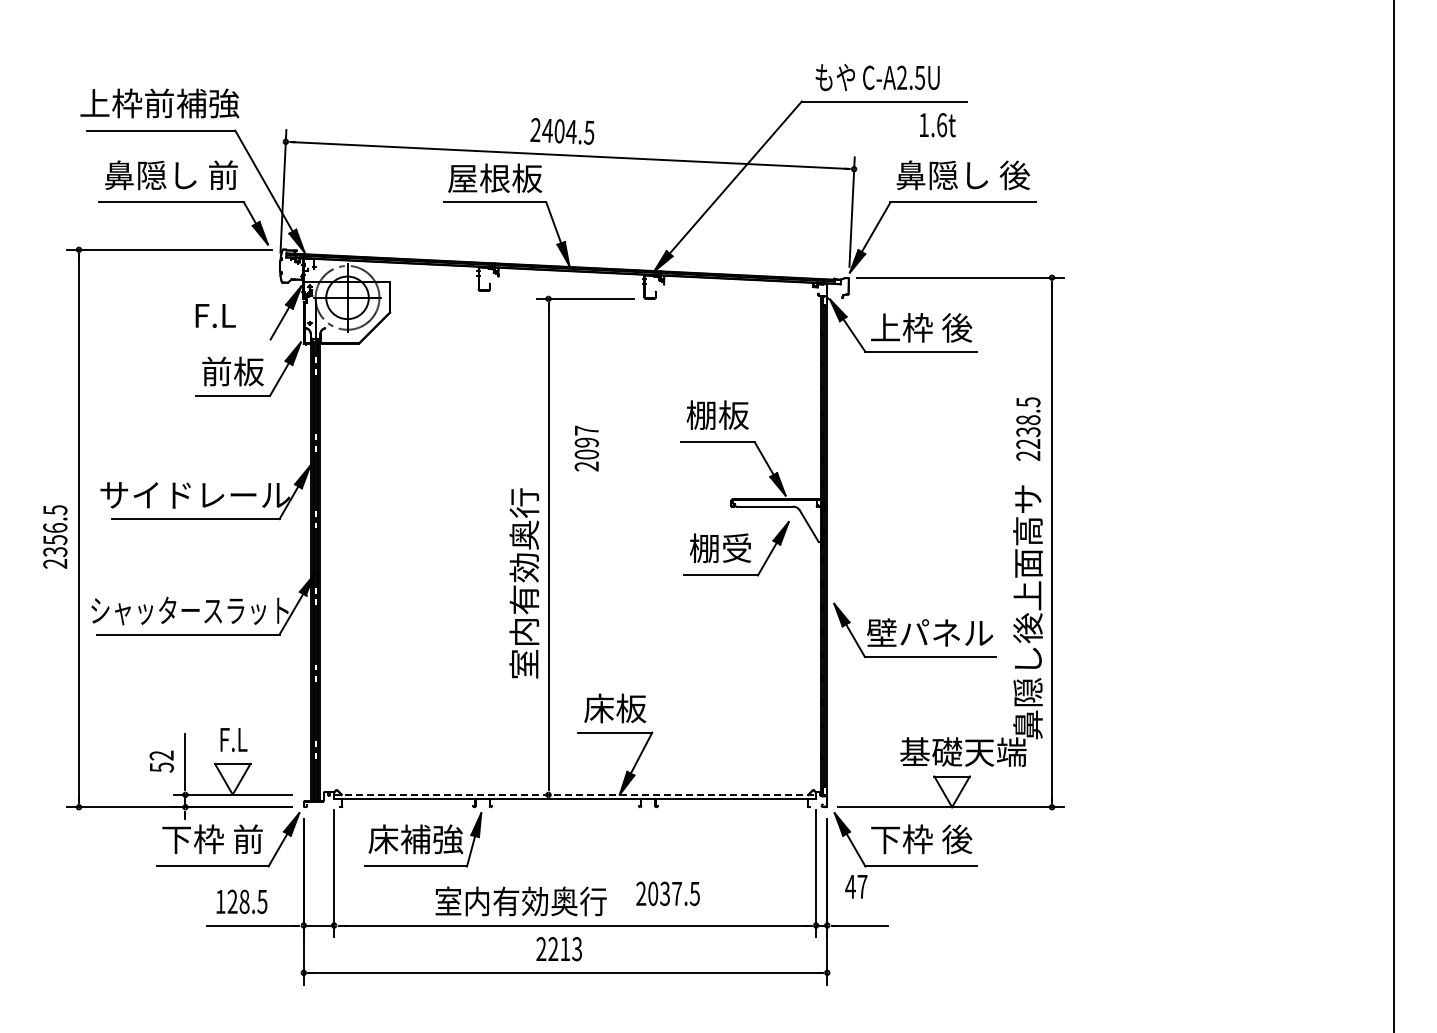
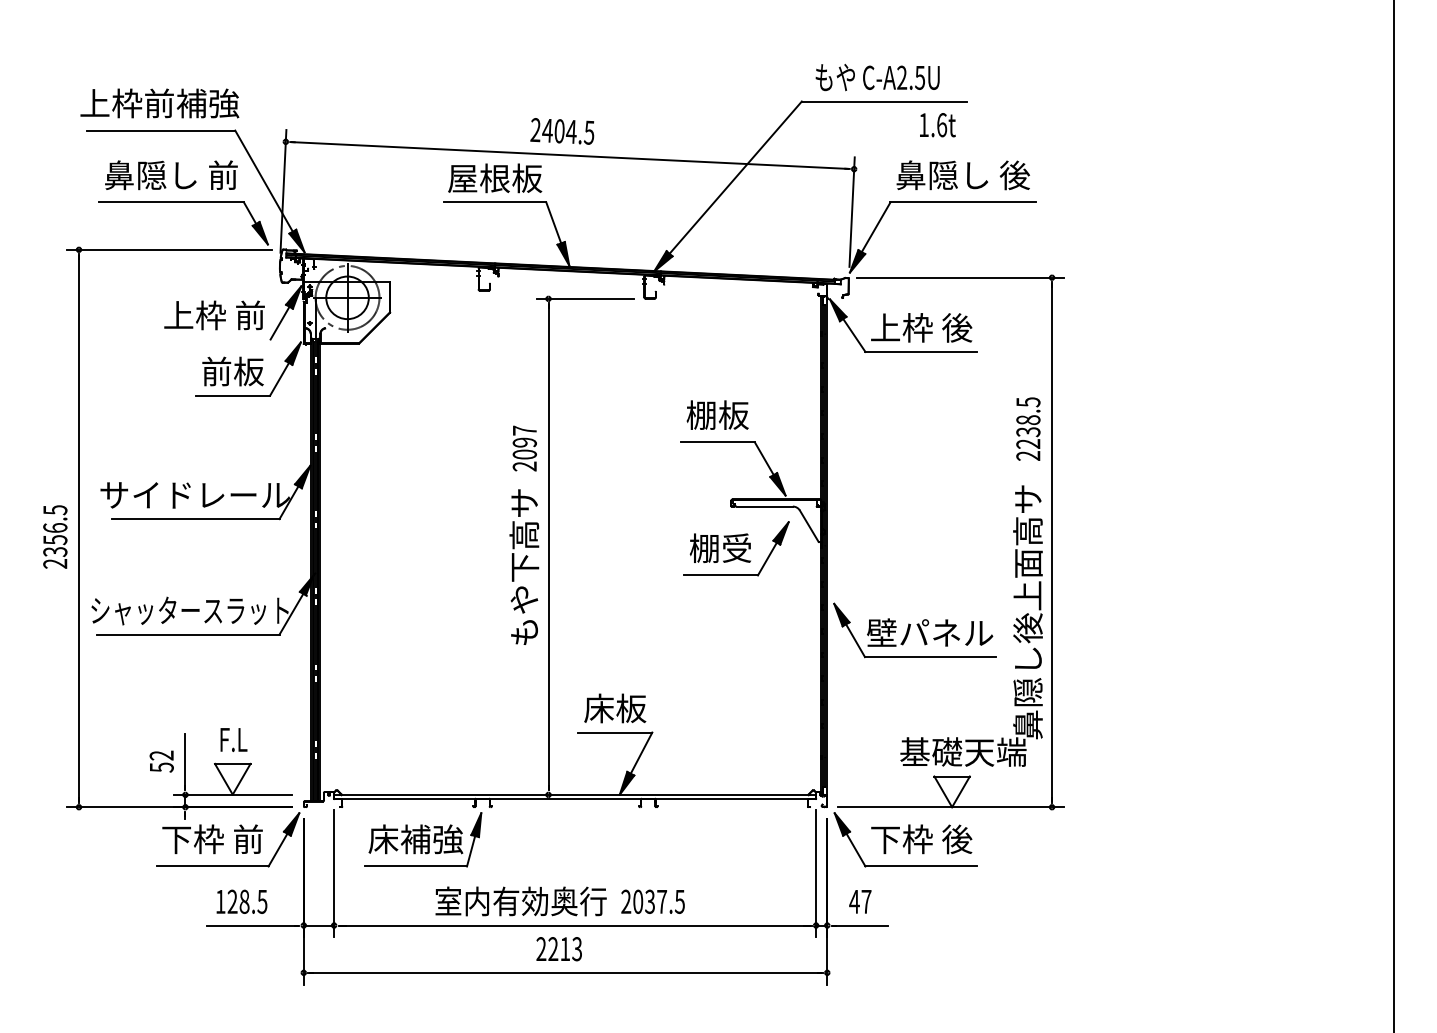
text: F.L -> 上枠 前 (214, 315)
text position: (586, 448) -> (524, 448) (524, 448)
text: 室内有効奥行 -> もや下高サ (524, 583)
line: dashed -> solid (575, 794)
text position: (856, 886) -> (860, 901) (860, 901)
text position: (667, 893) -> (652, 901) (652, 901)
